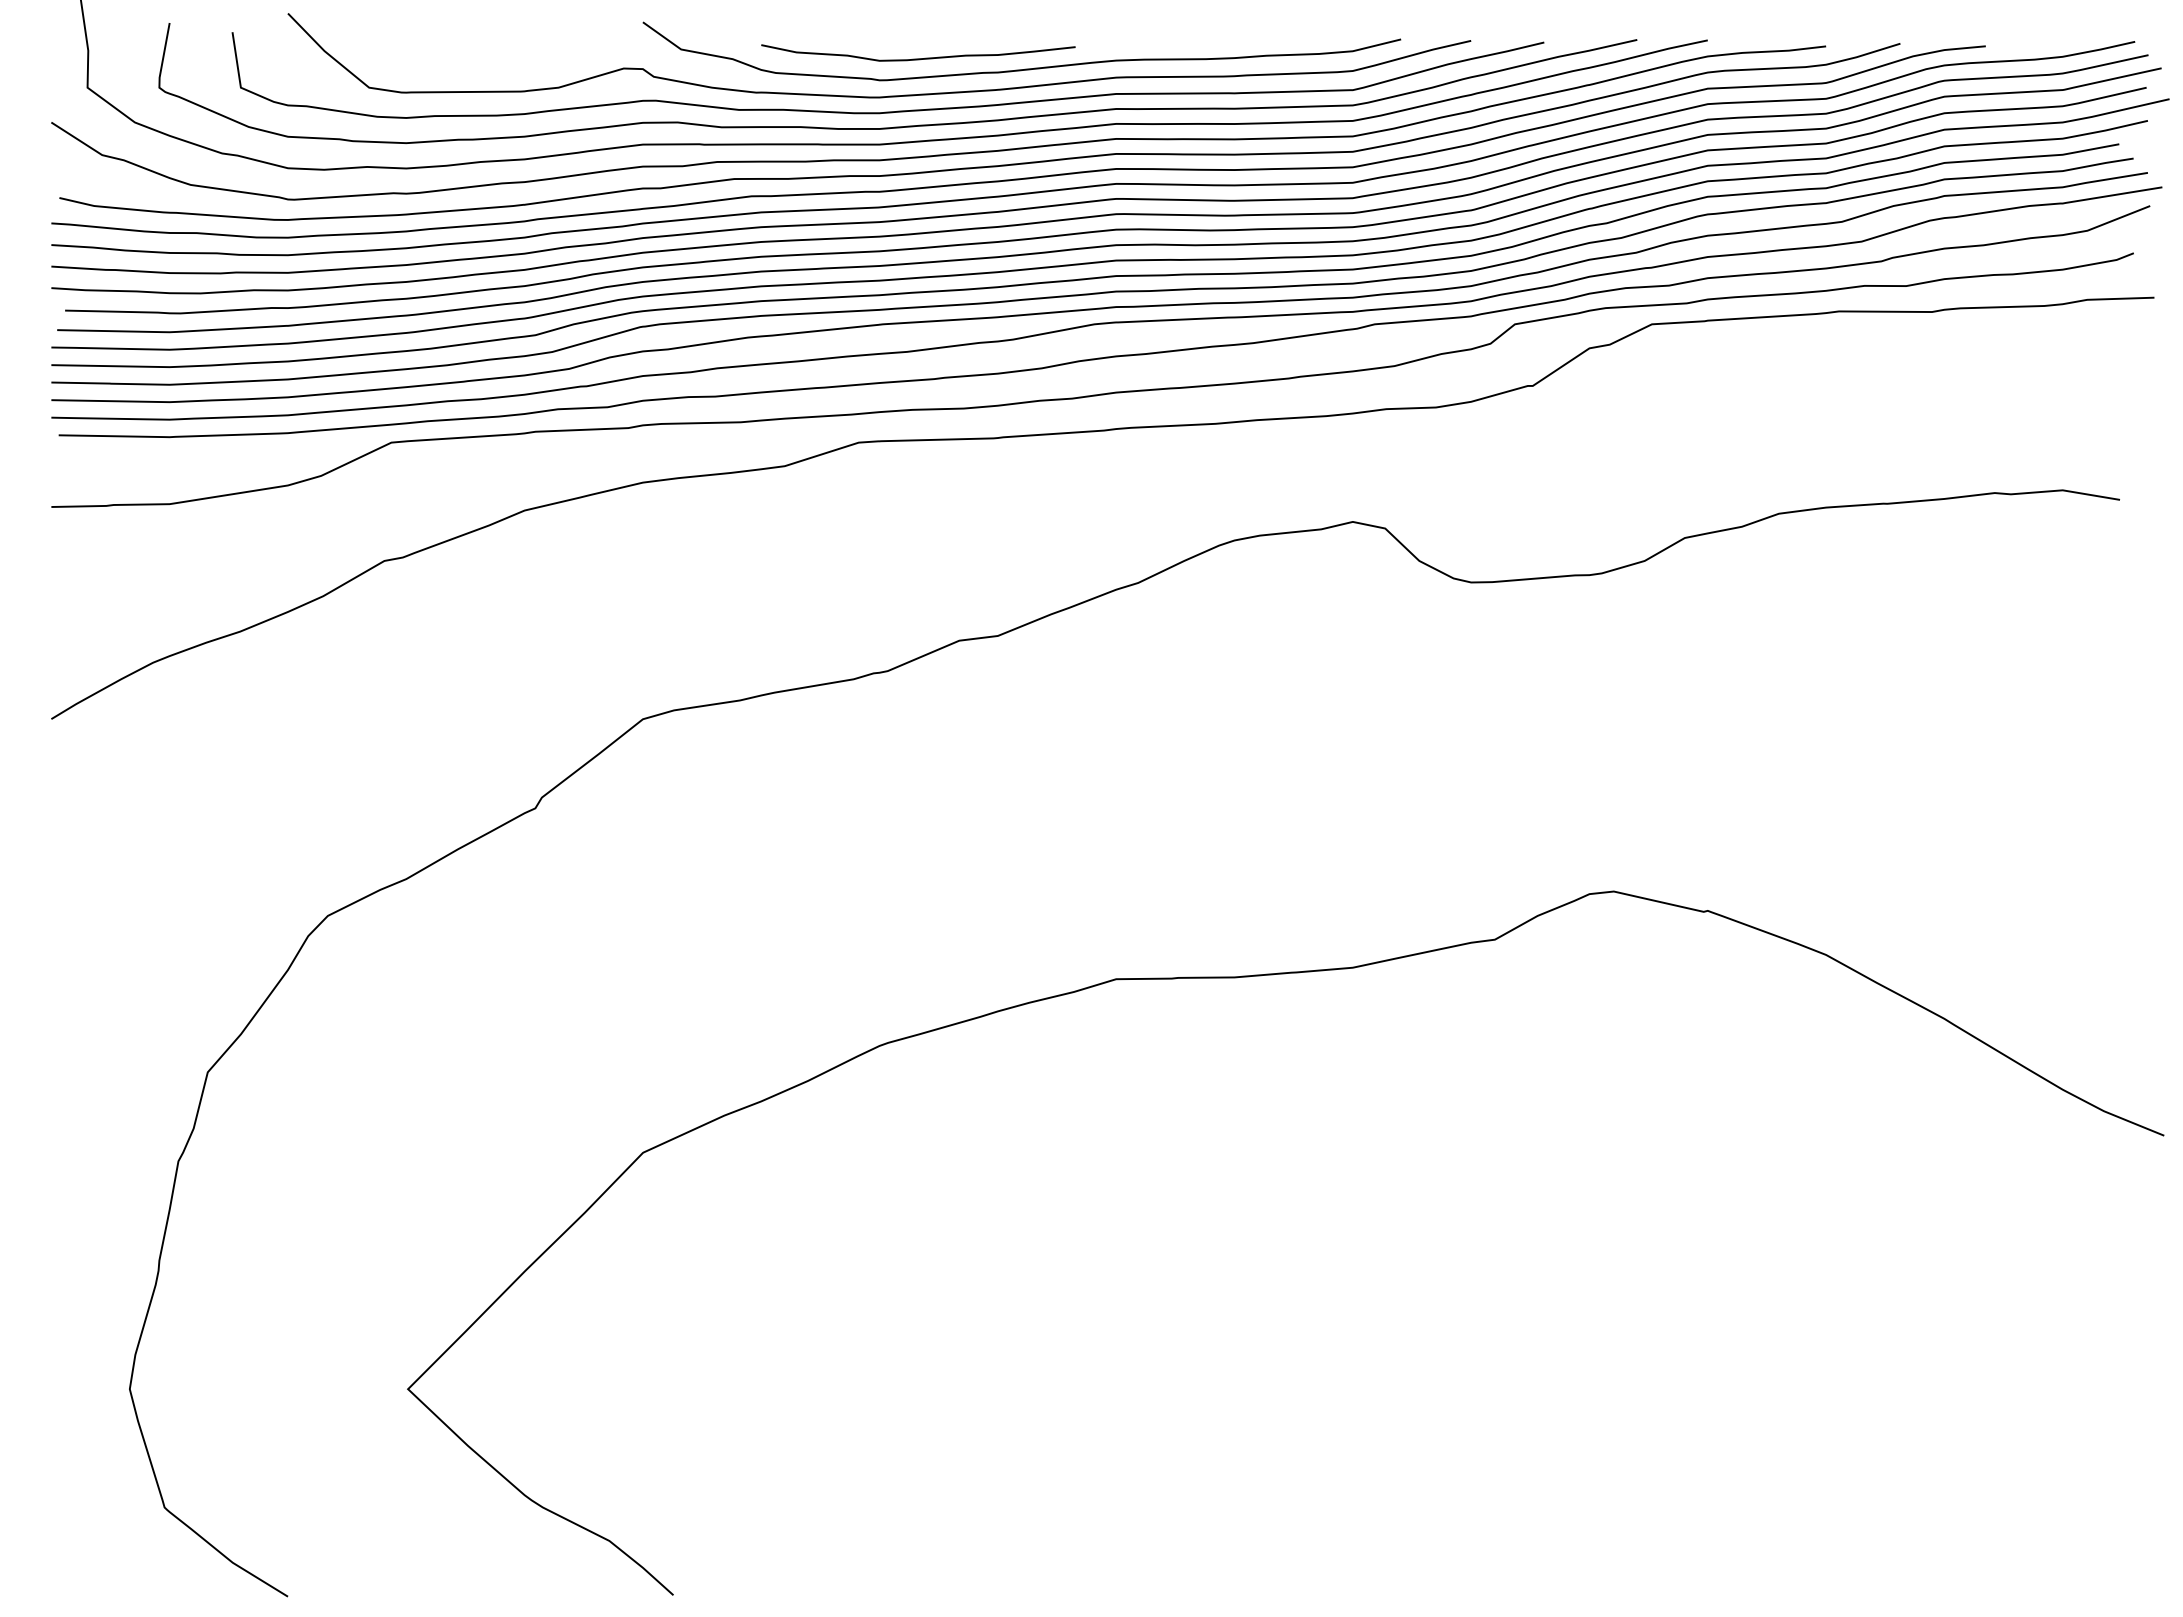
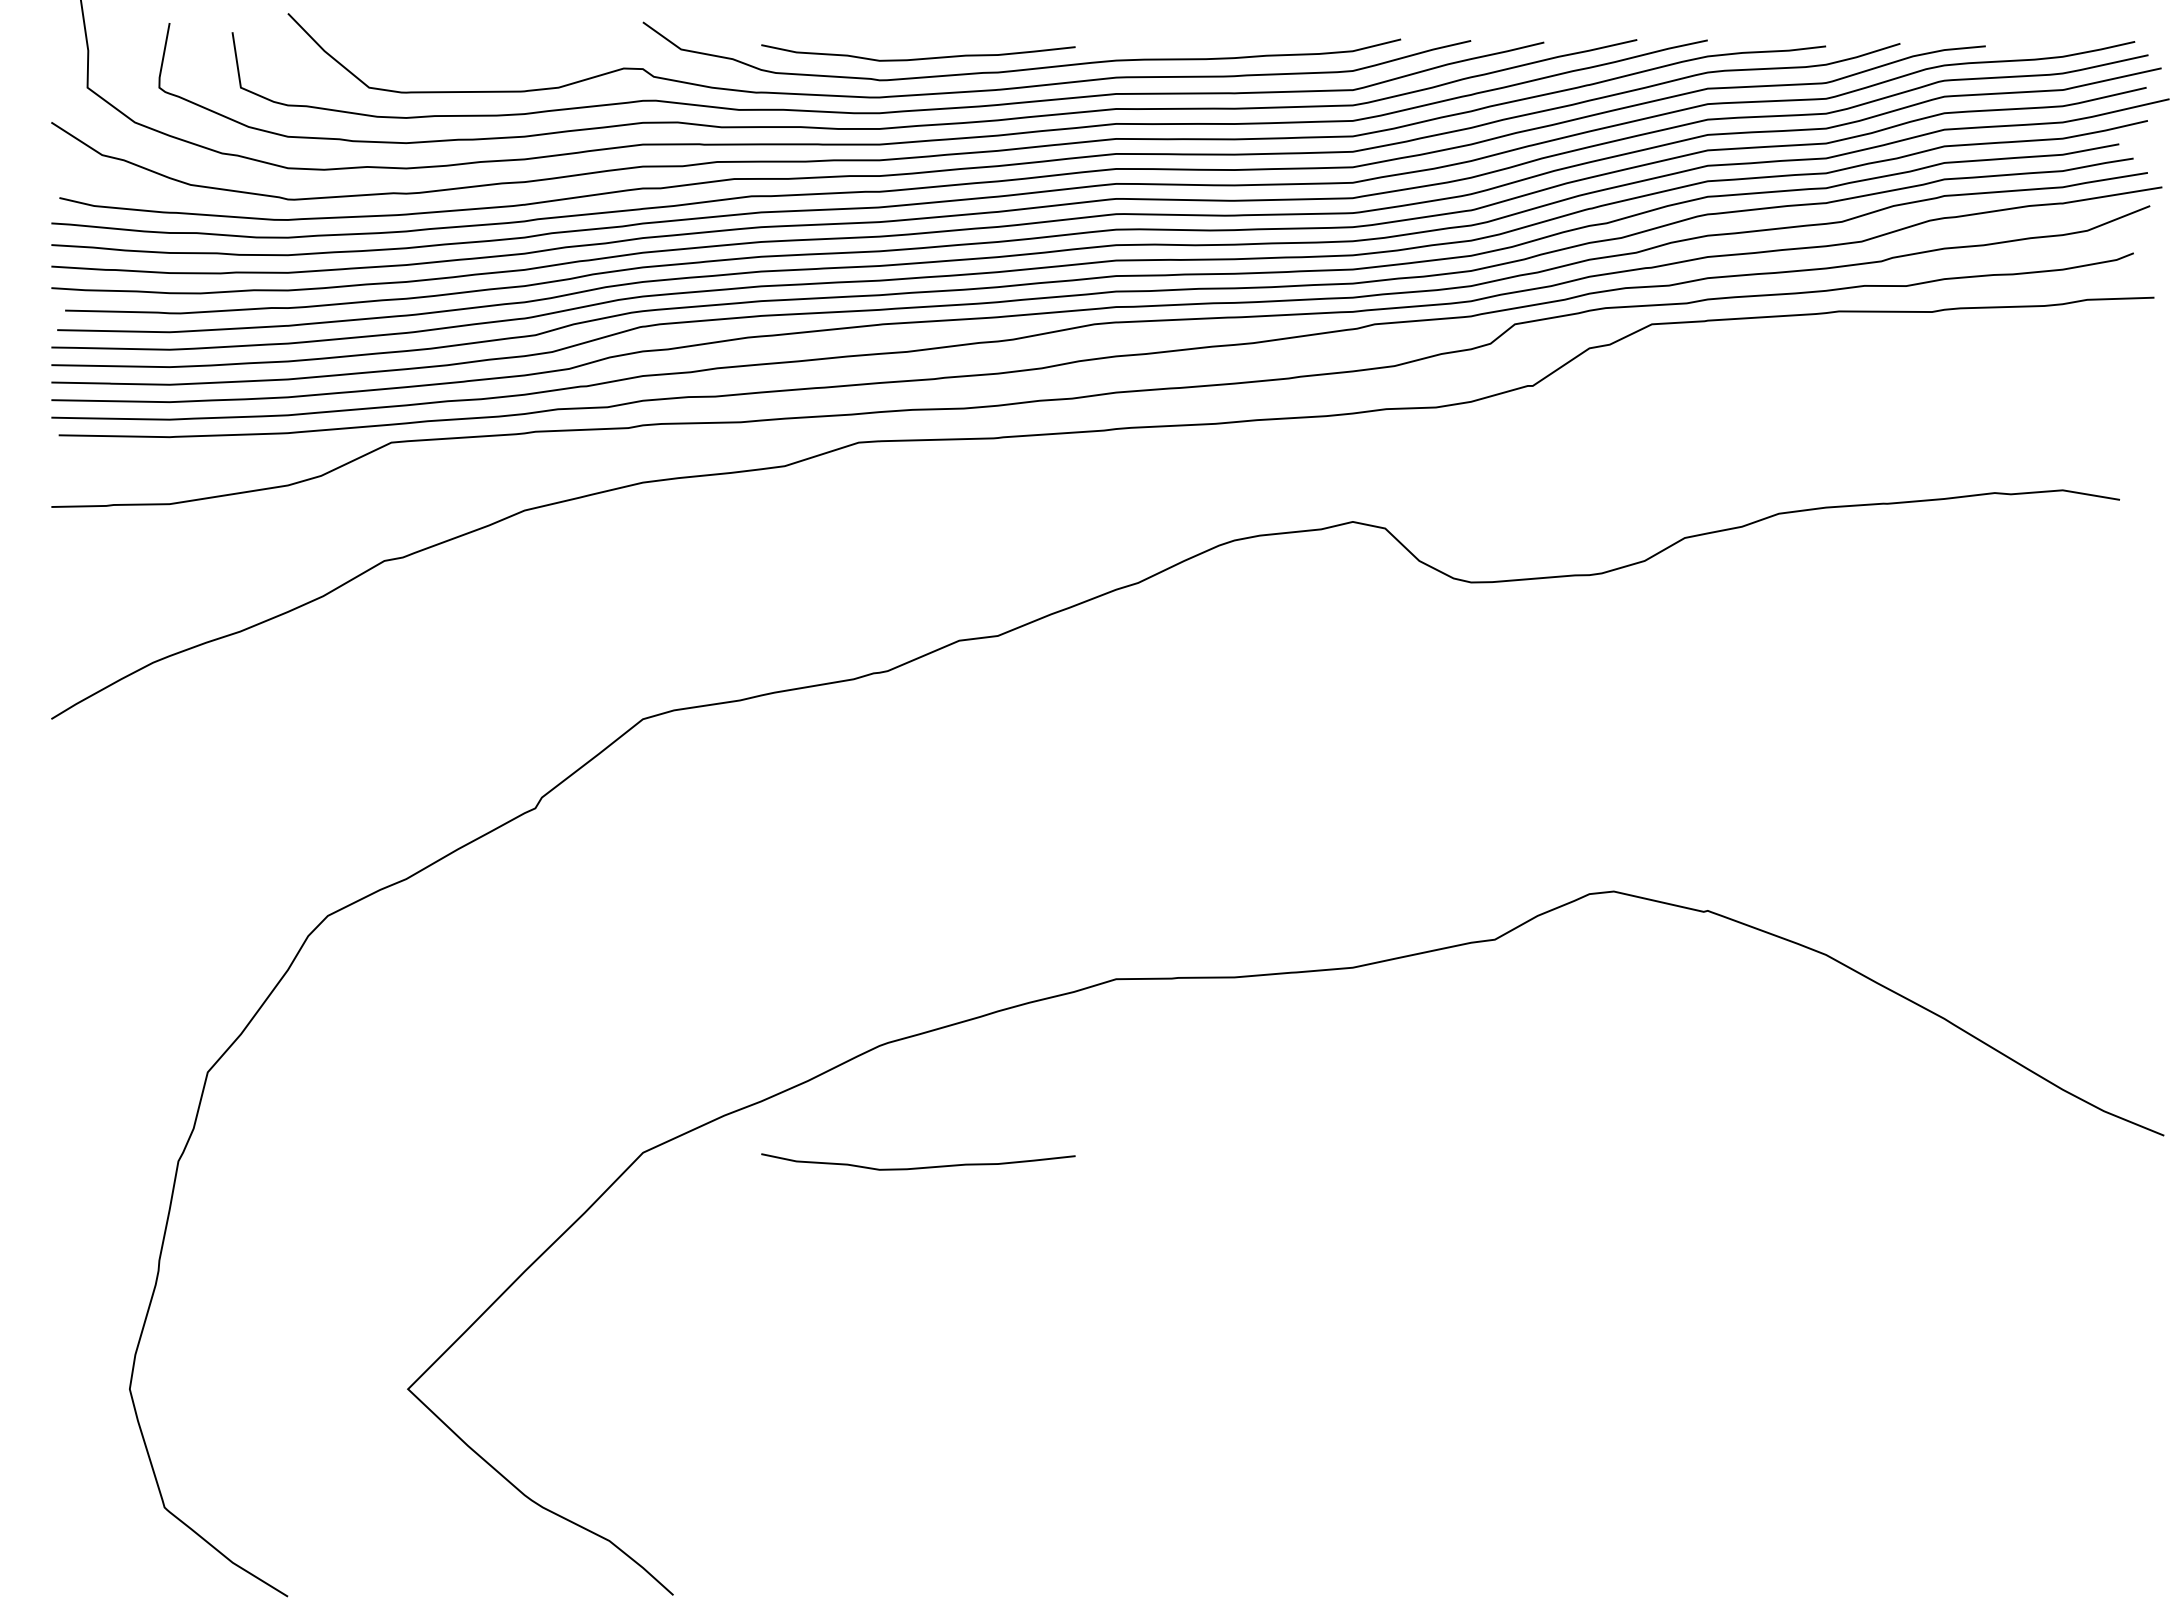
curve: none -> present (918, 1167)
